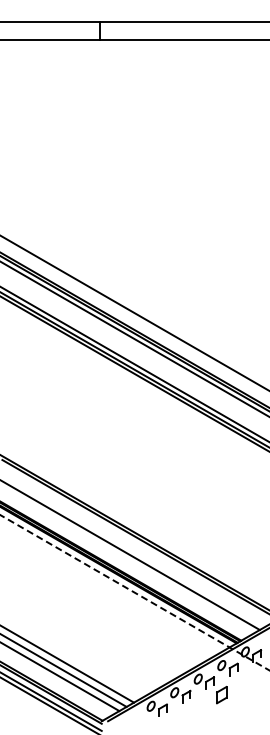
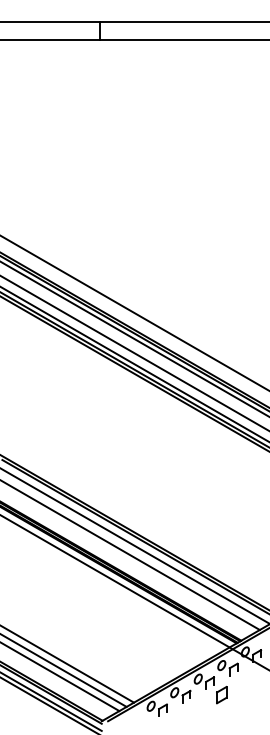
line: none -> present (134, 353)
line: none -> present (134, 545)
line: dashed -> solid (135, 592)
